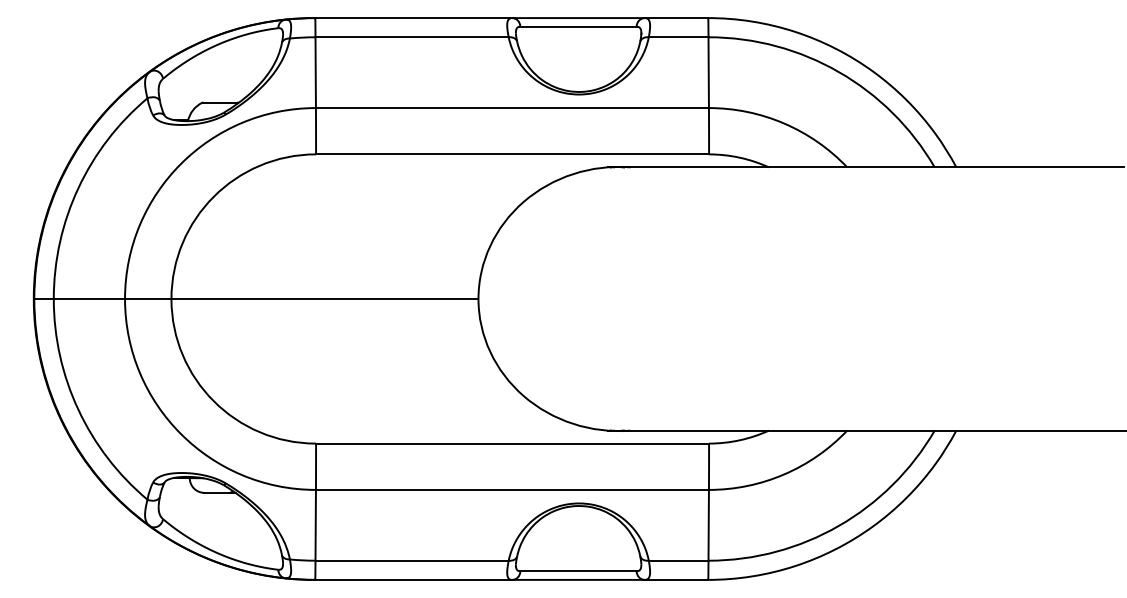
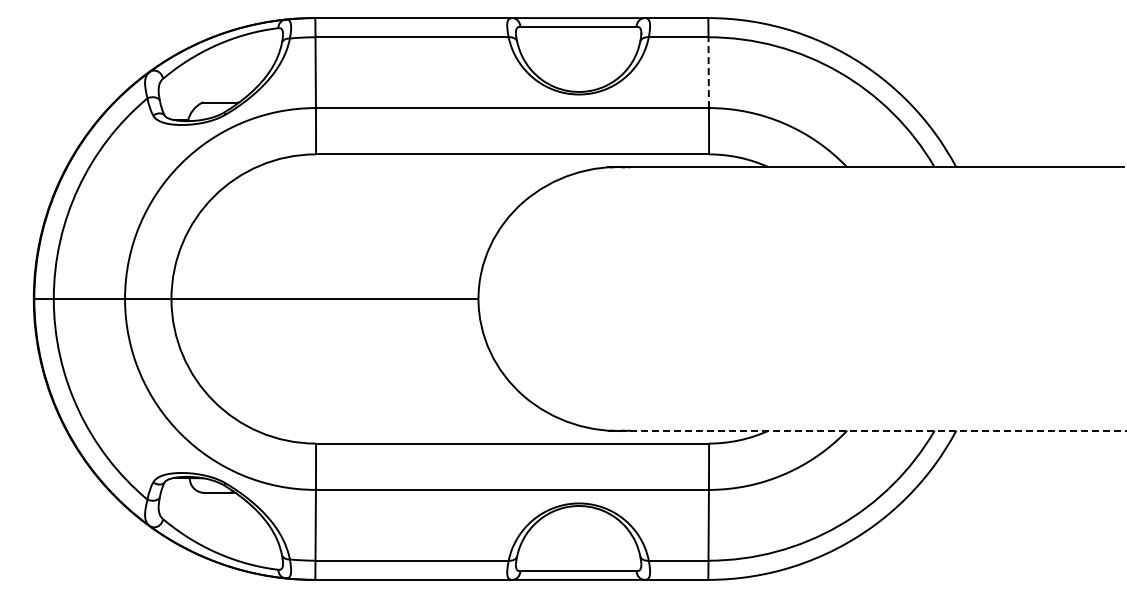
line: solid -> dashed (708, 72)
line: solid -> dashed (866, 430)
